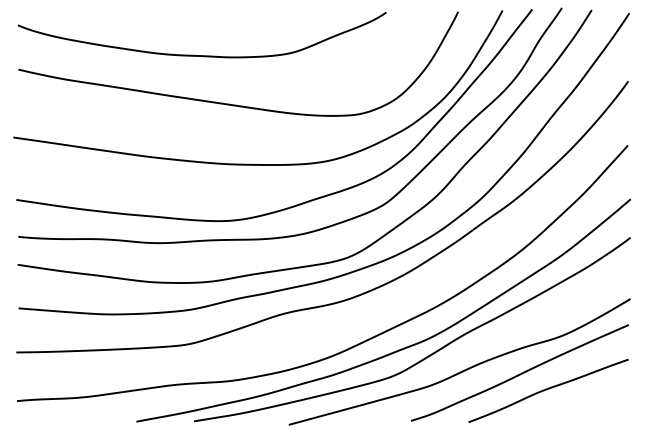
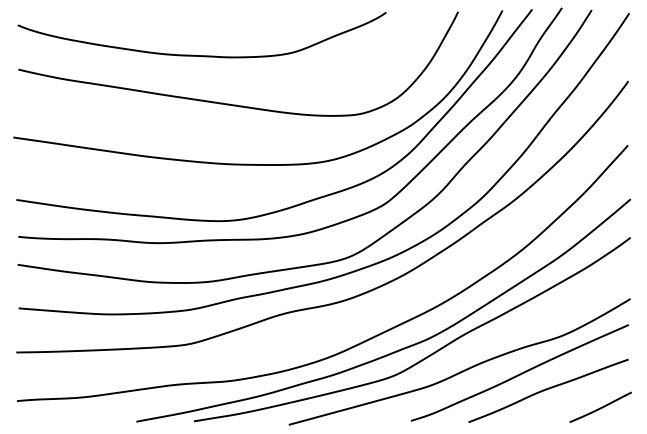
line: none -> present (601, 406)
